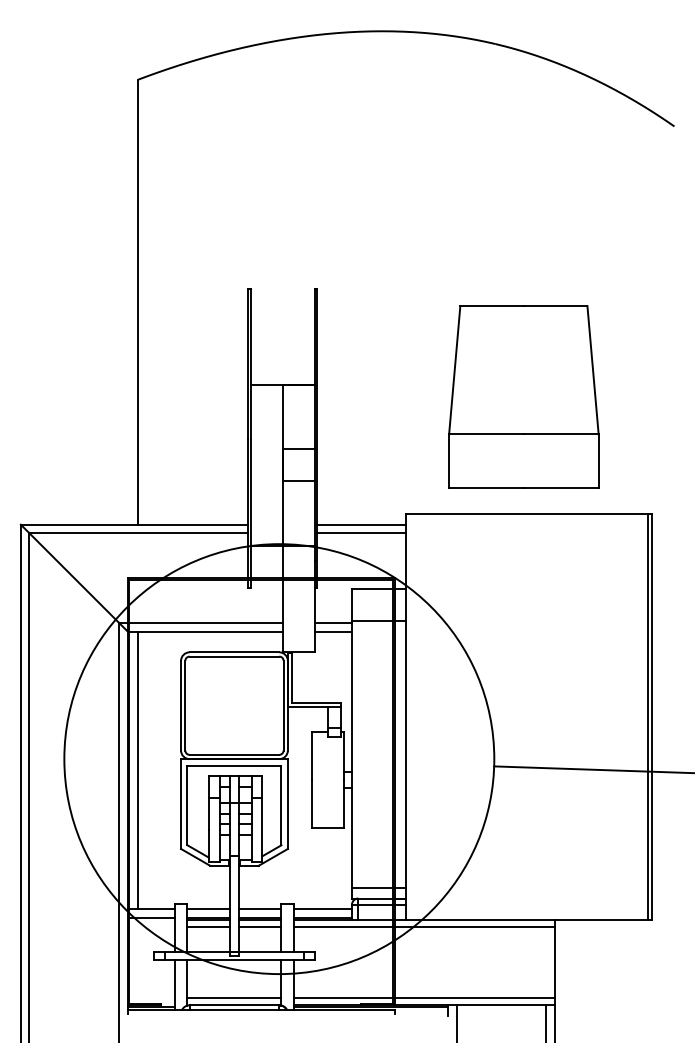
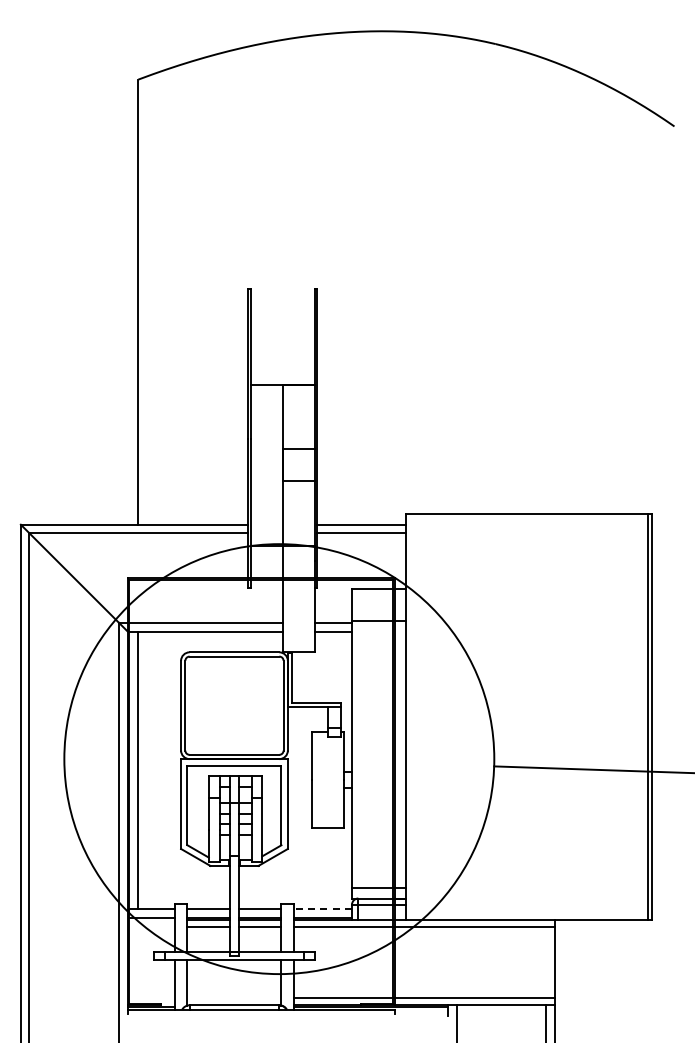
part: present -> none (523, 396)
line: solid -> dashed (323, 909)
line: present -> none (234, 998)
